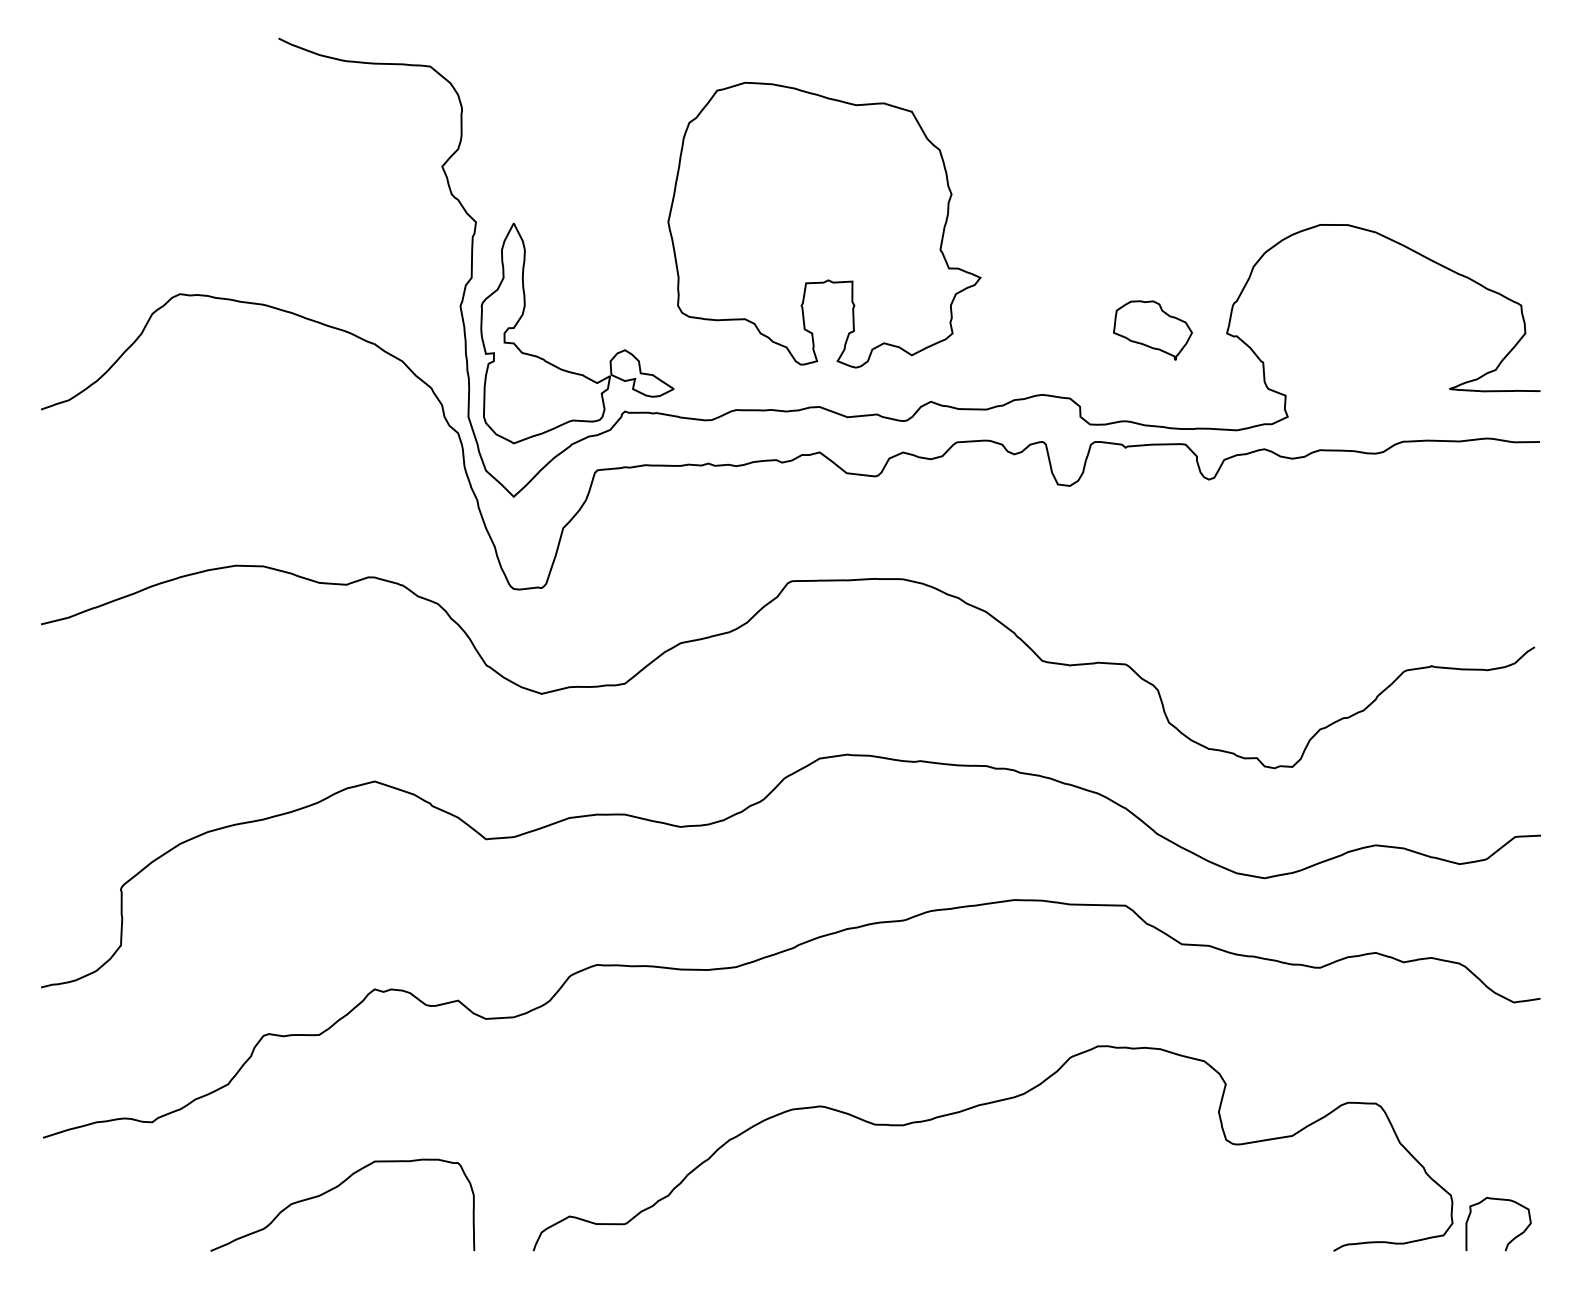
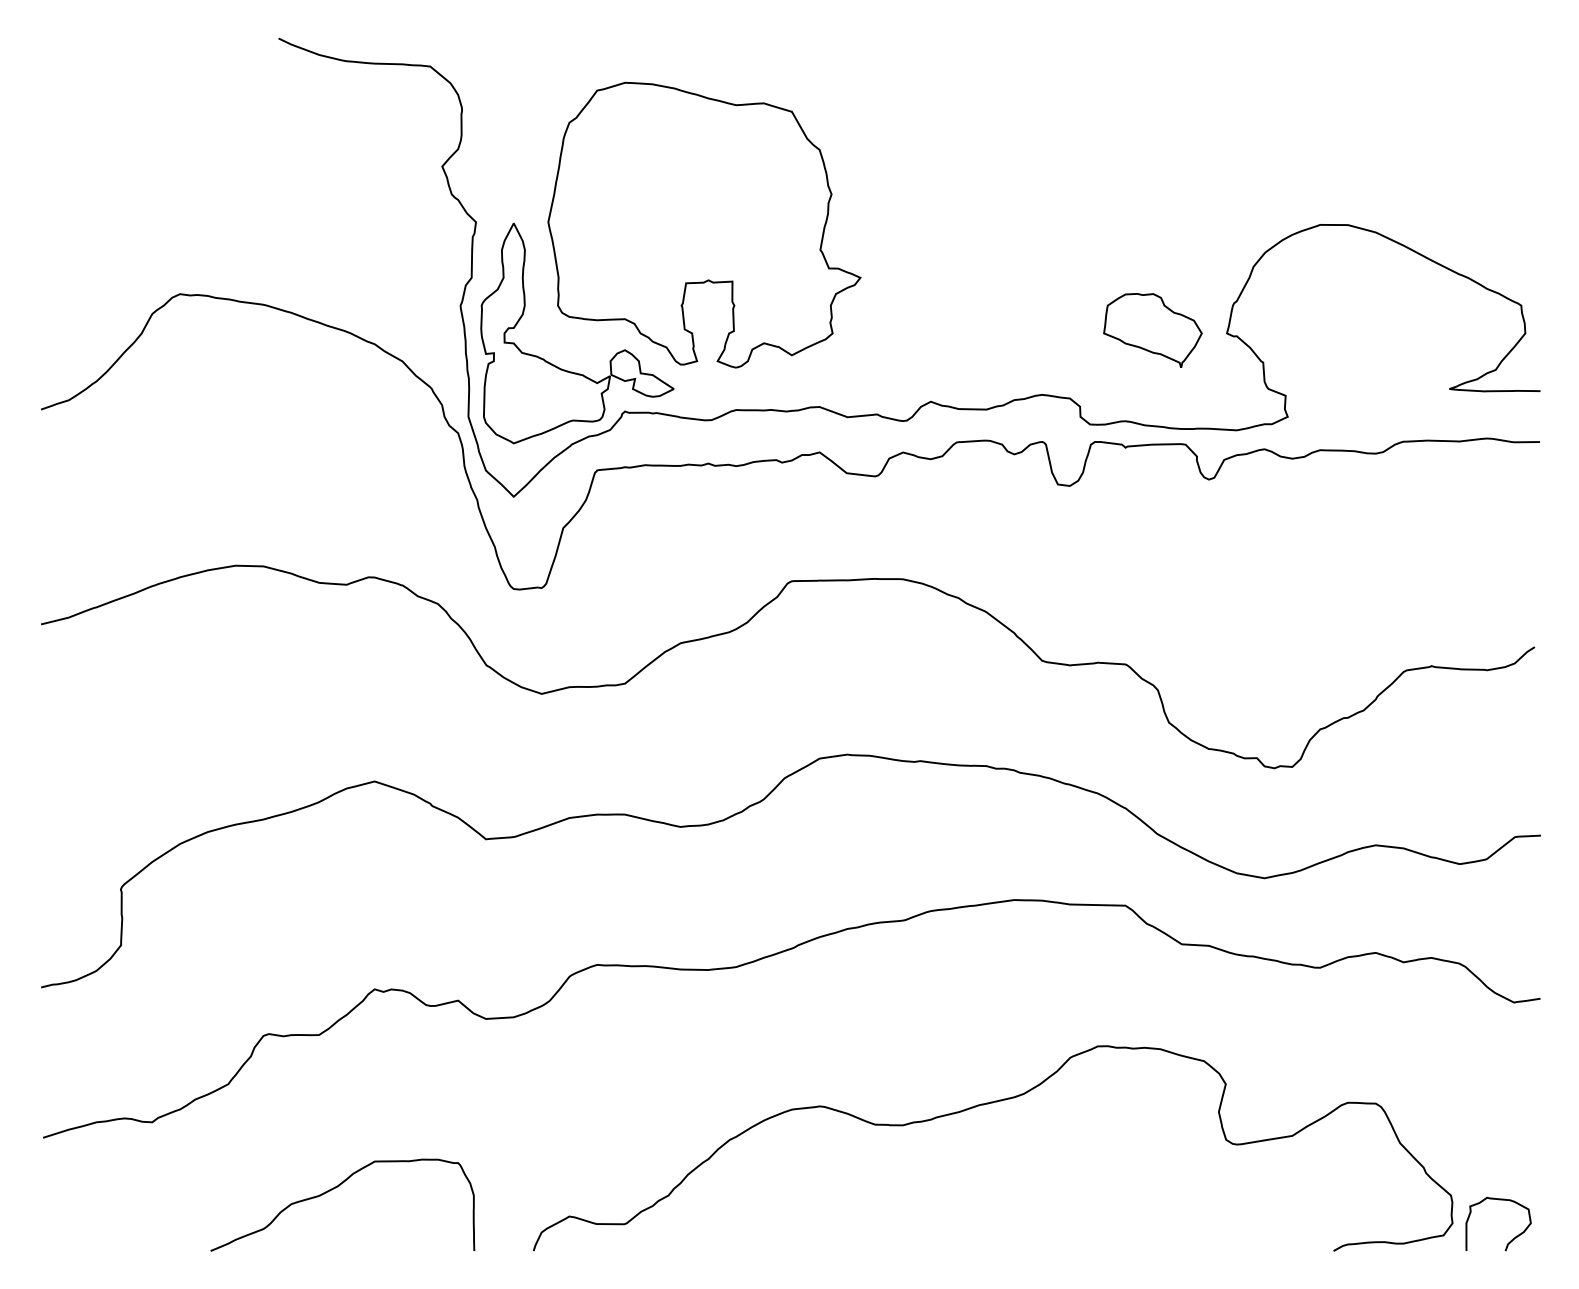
part position: (824, 224) -> (704, 224) (704, 224)
part size: 80x61 px -> 100x75 px (1152, 330)
